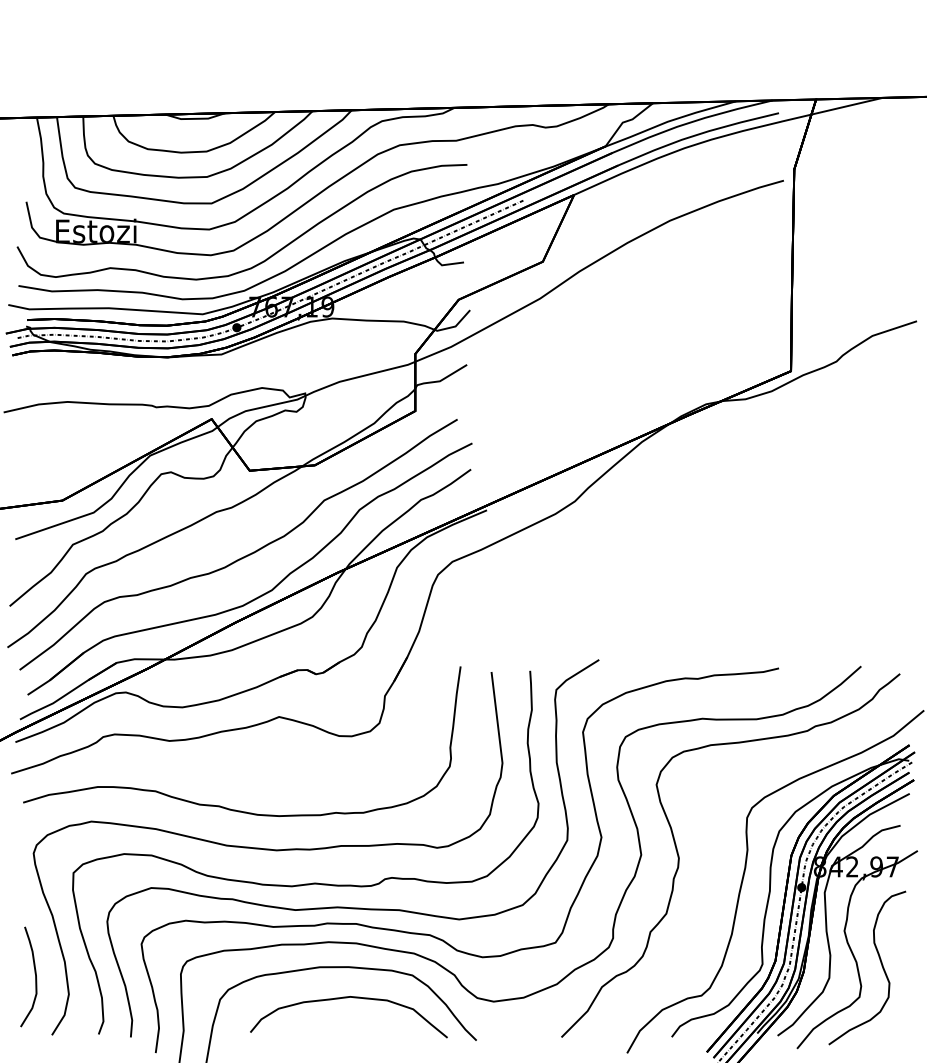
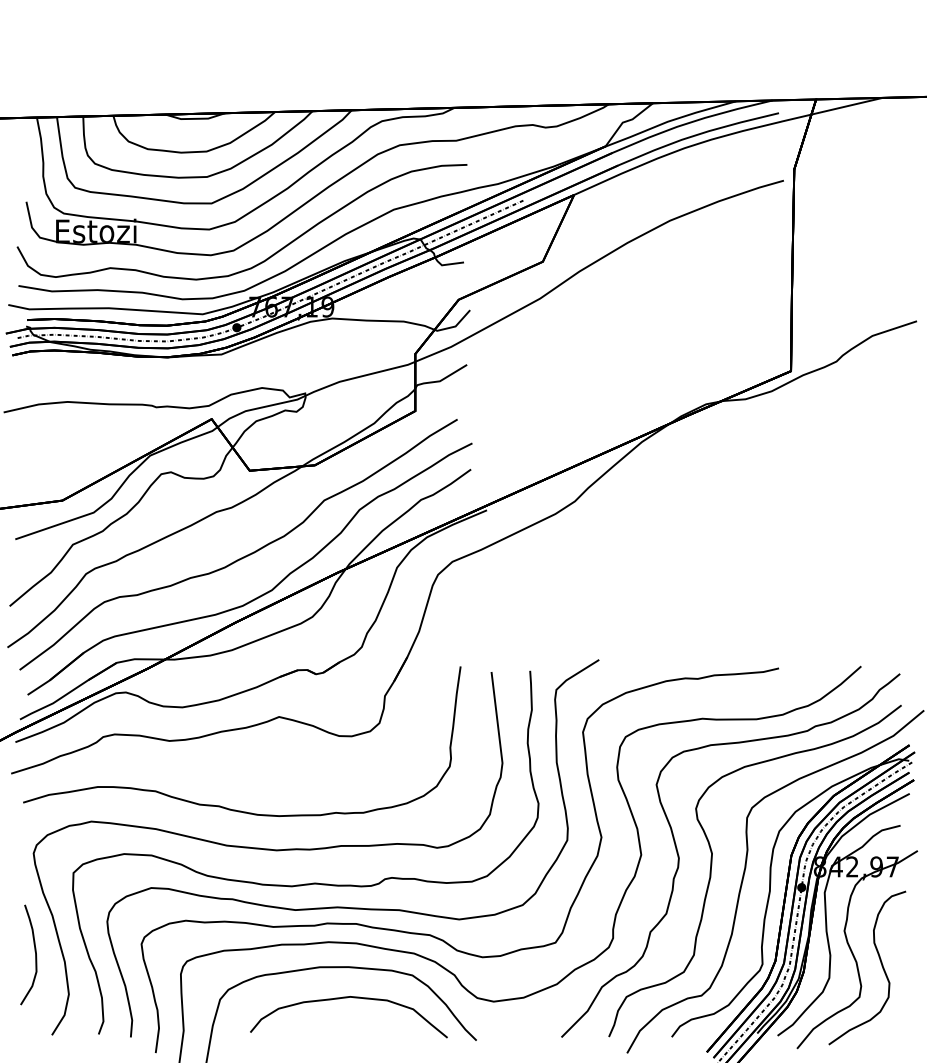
curve: none -> present (712, 865)
curve position: (34, 973) -> (34, 951) (34, 951)
